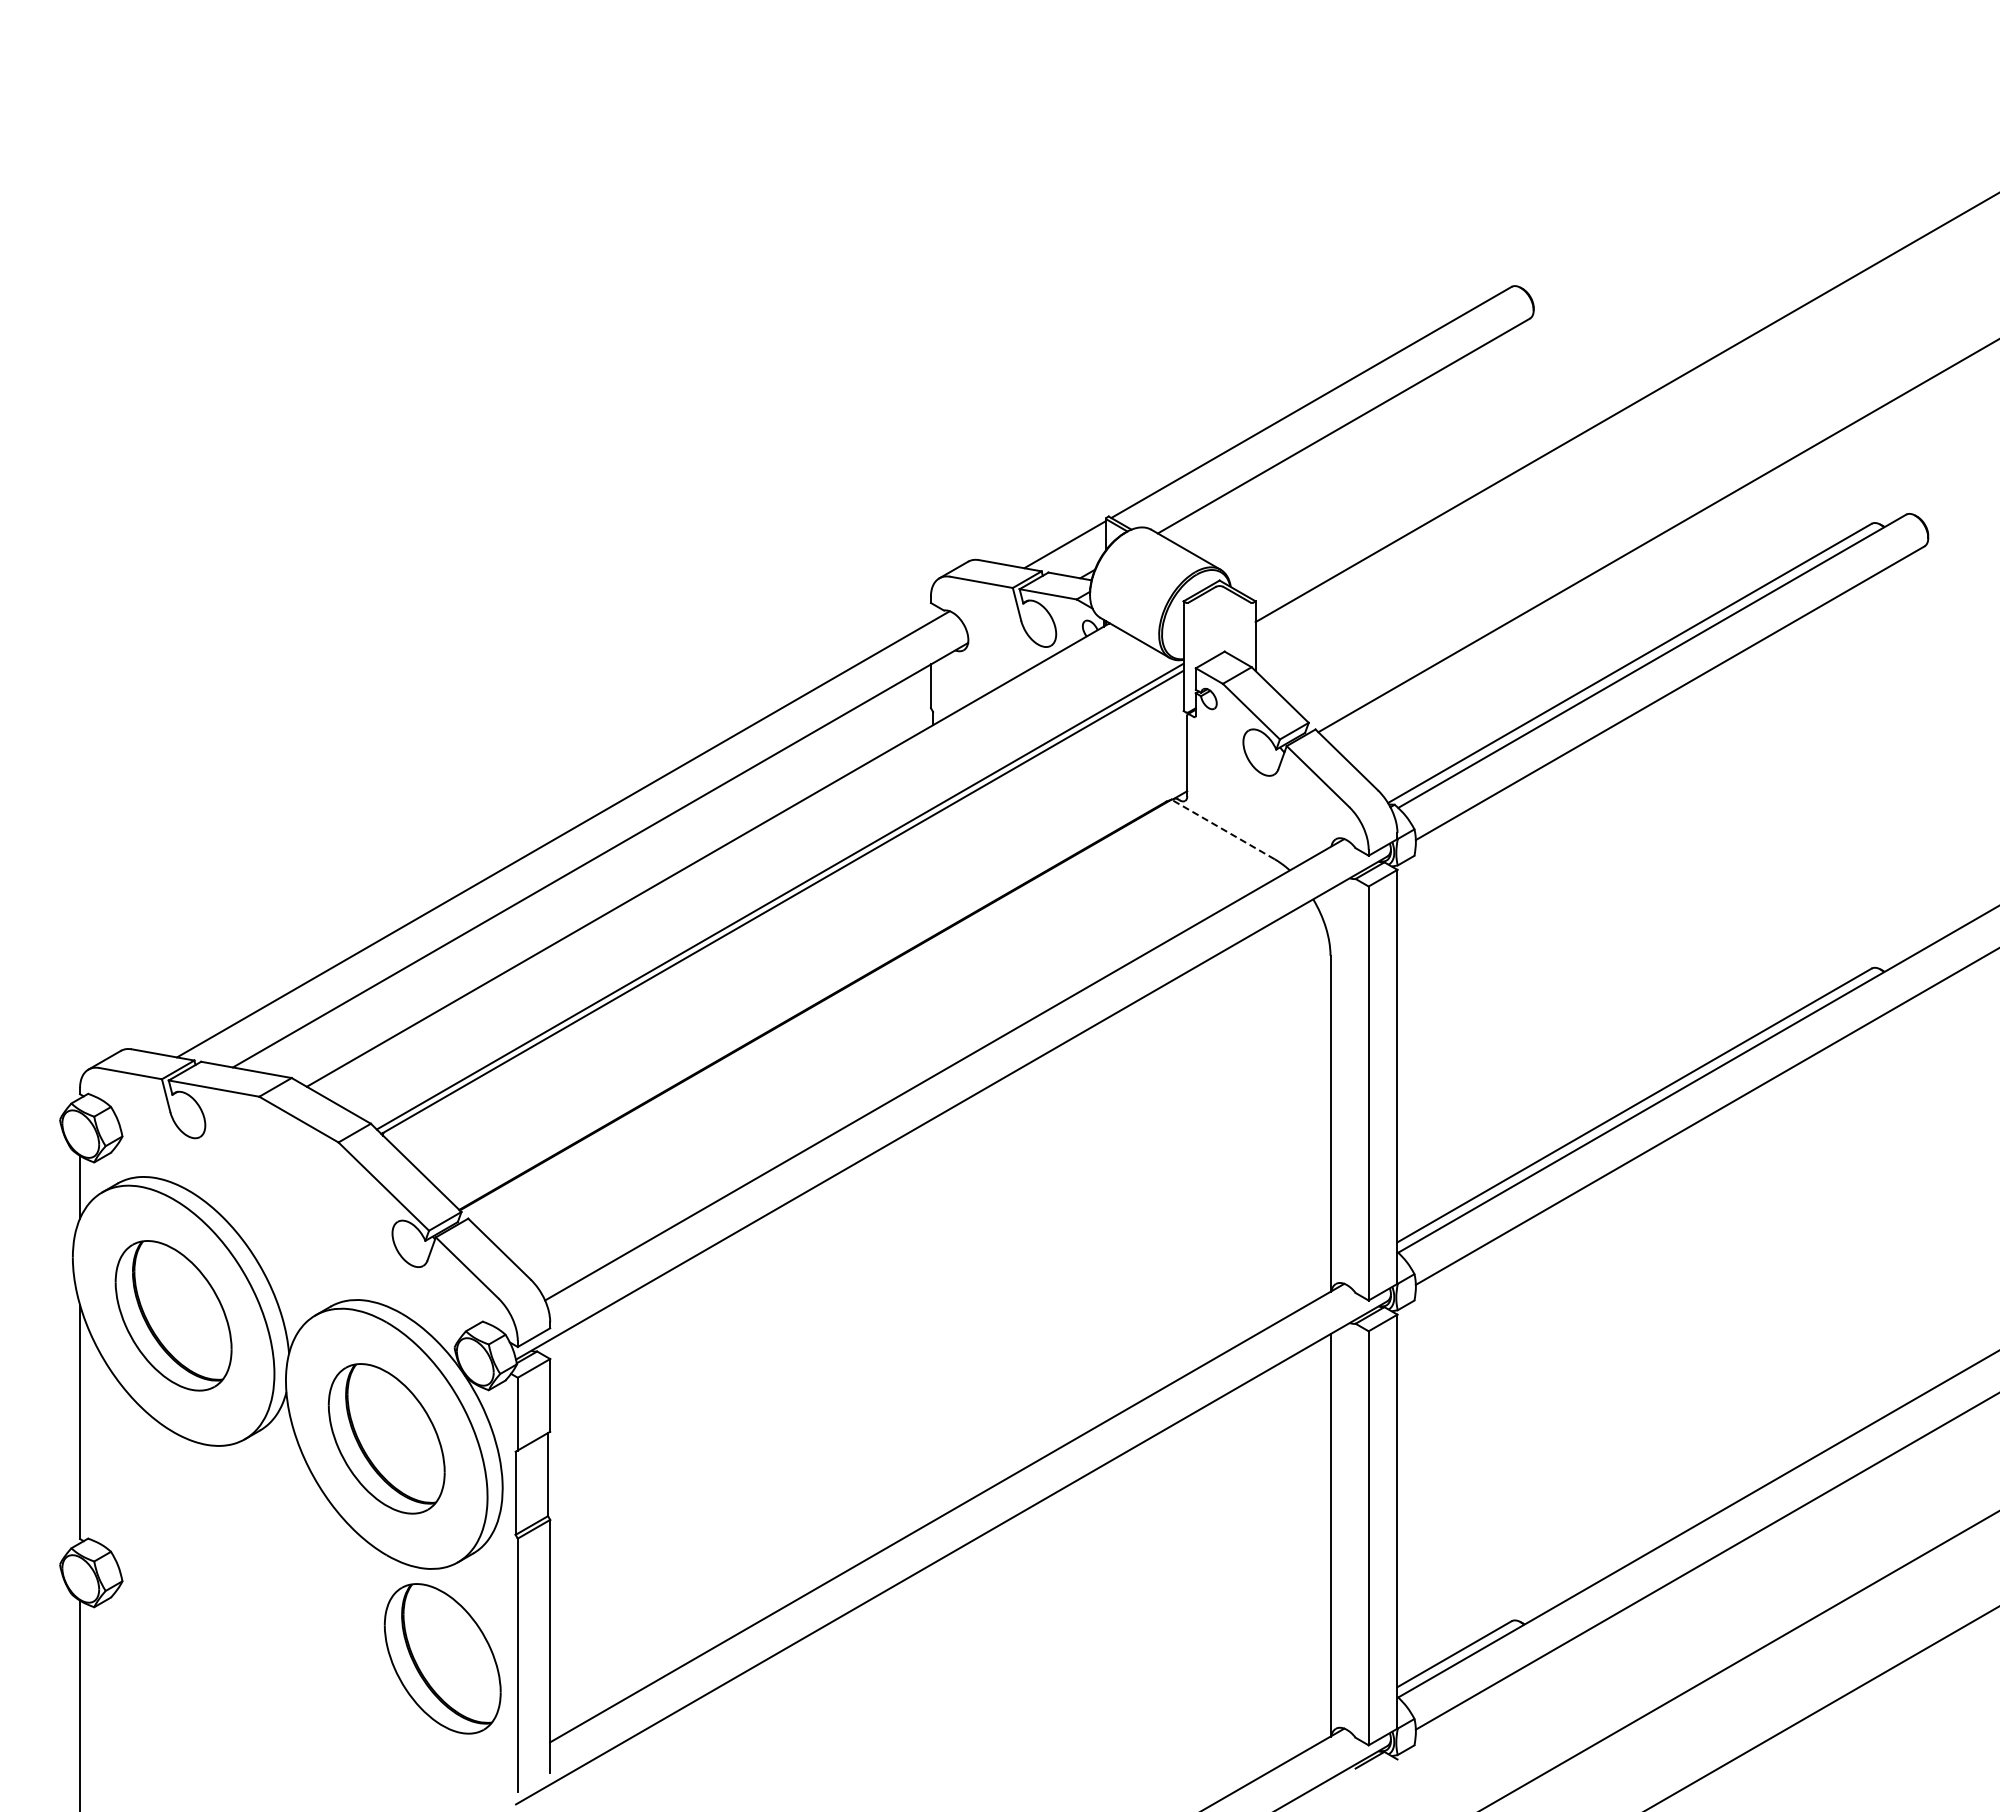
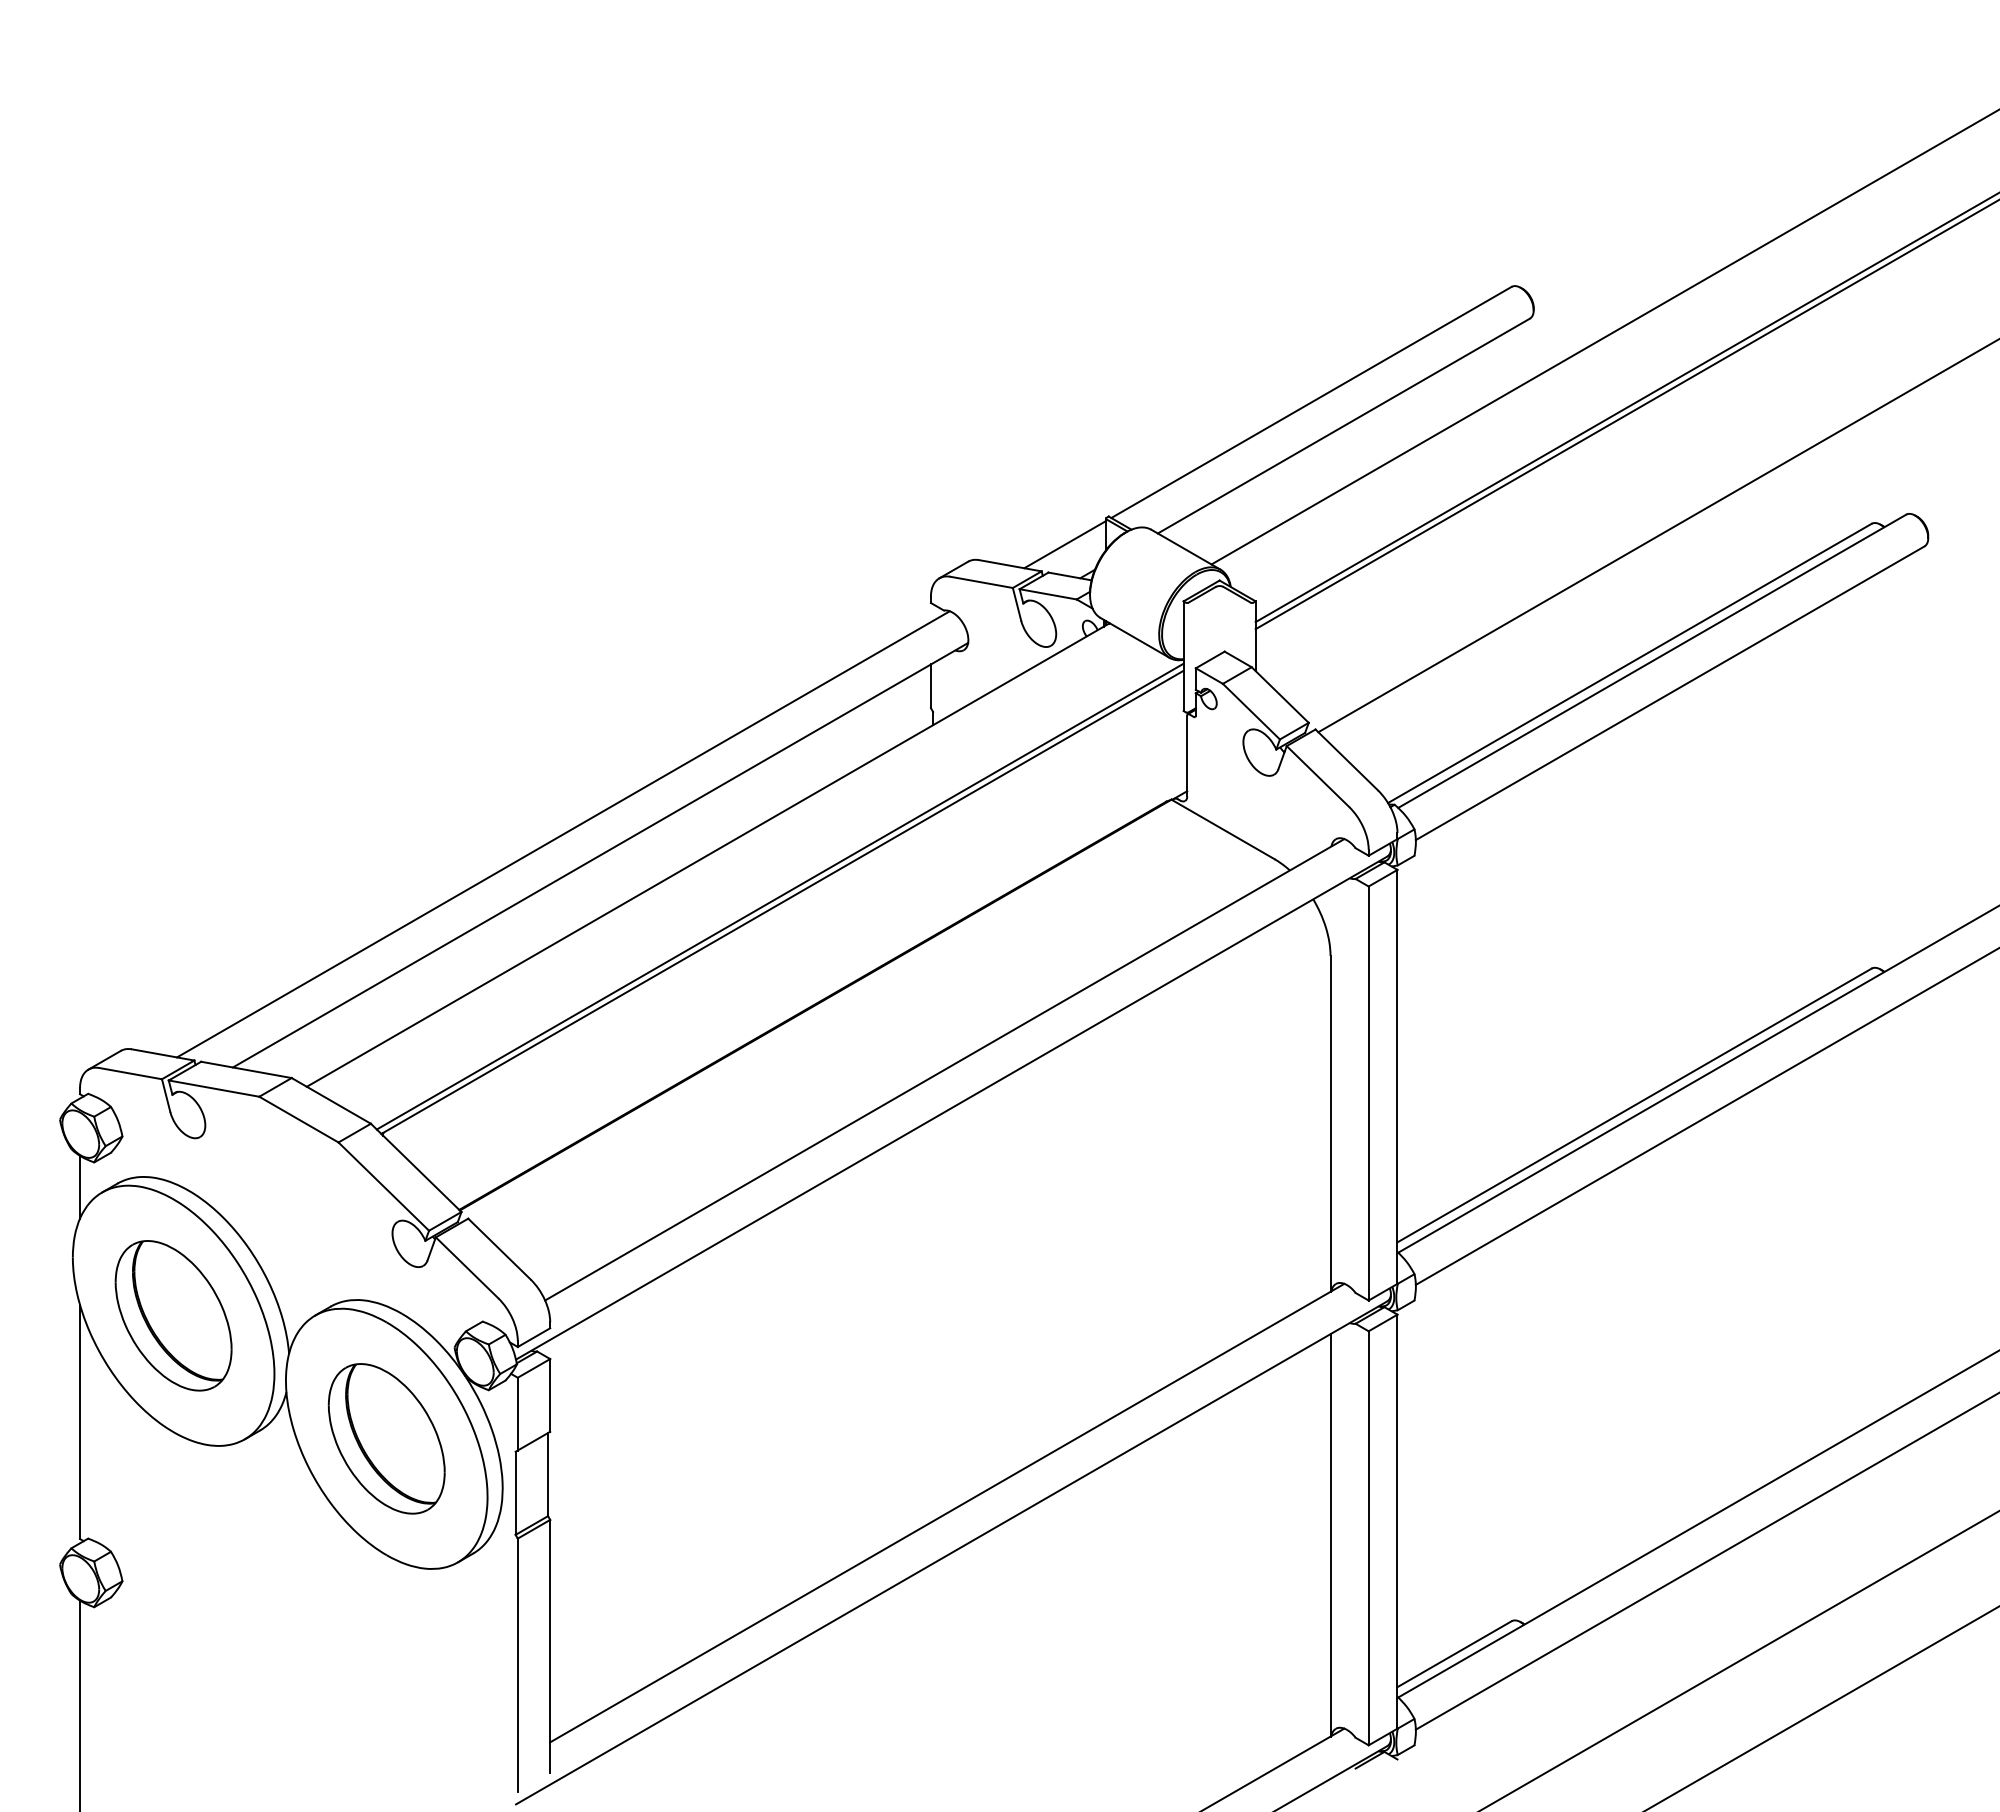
line: none -> present (1603, 337)
line: none -> present (1625, 415)
line: dashed -> solid (1223, 829)
part: present -> none (442, 1658)
